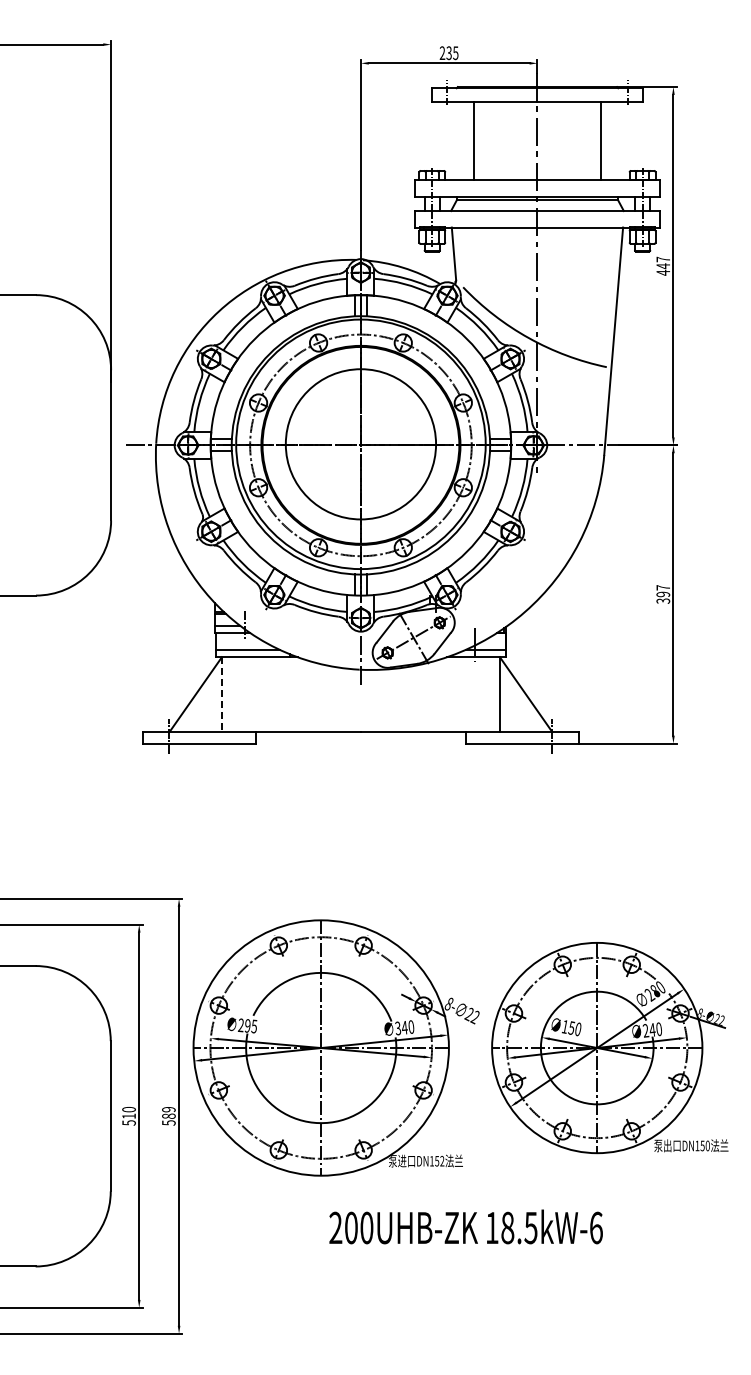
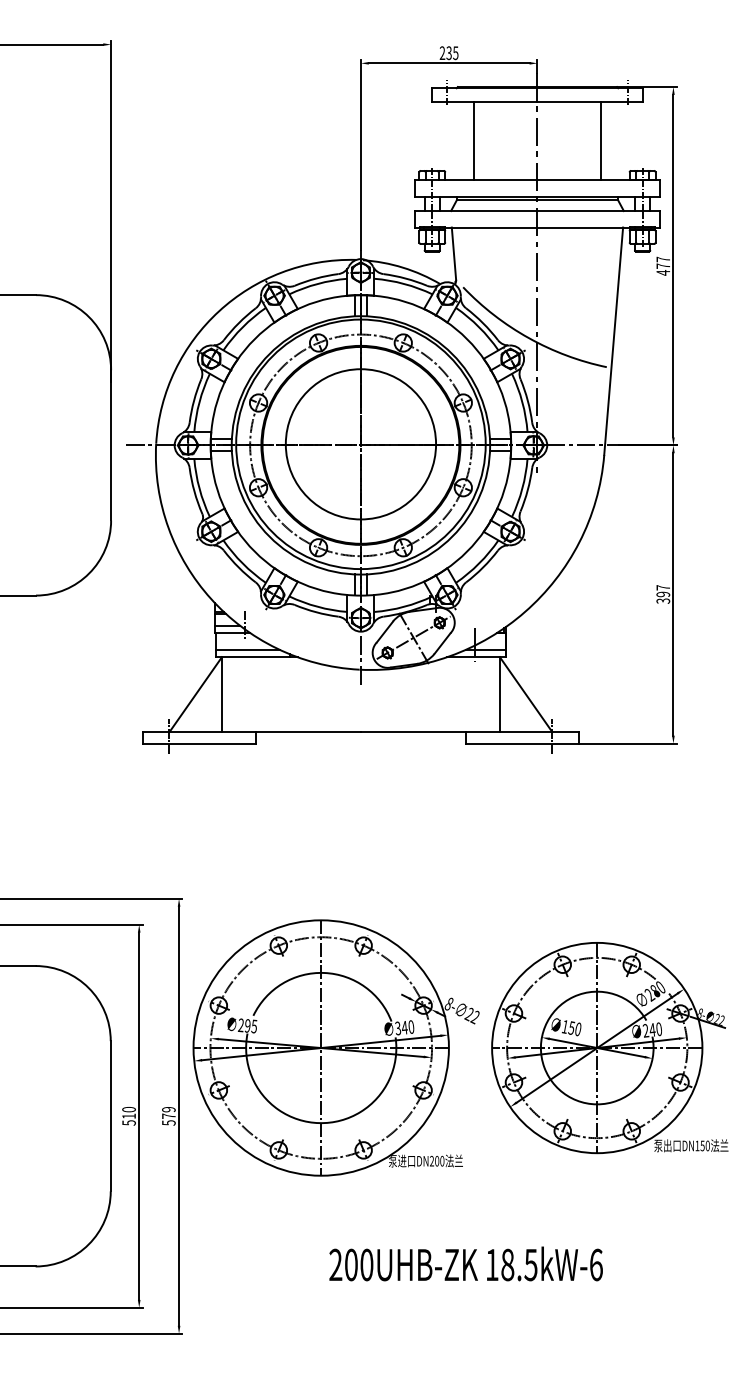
text: 447 -> 477 (662, 266)
line: dashed -> solid (221, 694)
text: 589 -> 579 (168, 1115)
text: DN152 -> DN200 (437, 1160)
text position: (465, 1226) -> (465, 1263) (465, 1263)
